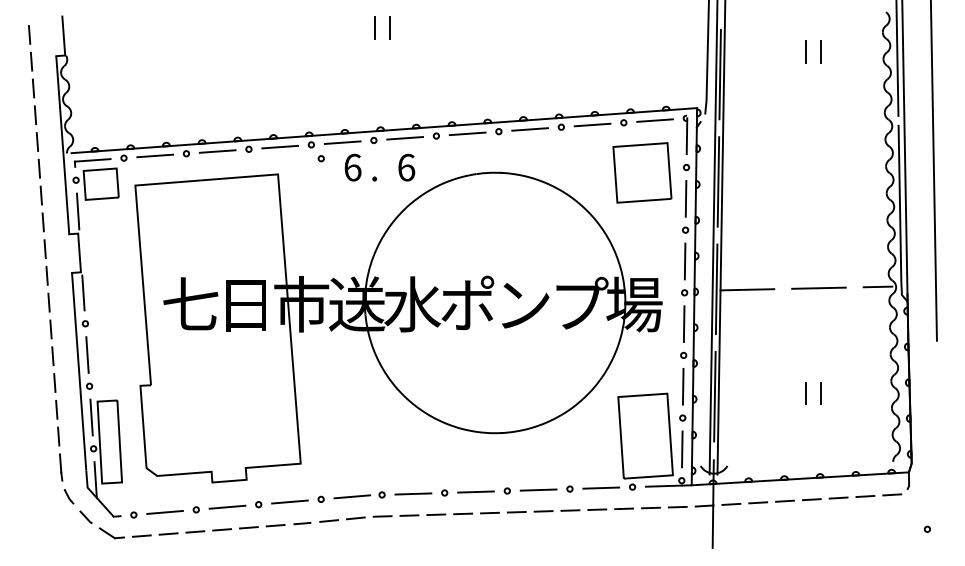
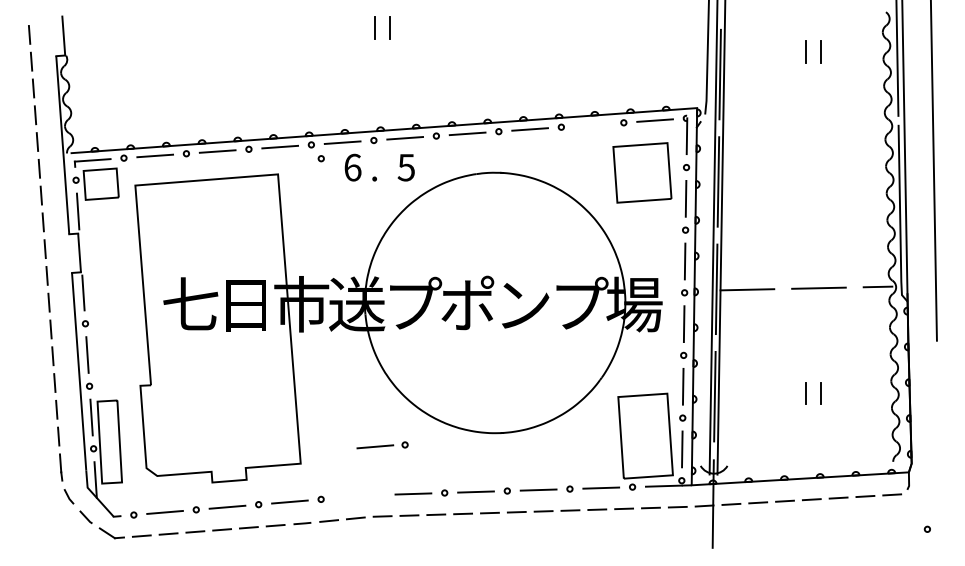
line: present -> none (592, 124)
text: 6 -> 5 (406, 167)
text: 水 -> プ (413, 304)
part position: (359, 495) -> (382, 445) (382, 445)
